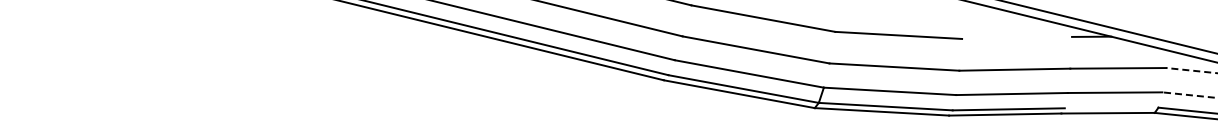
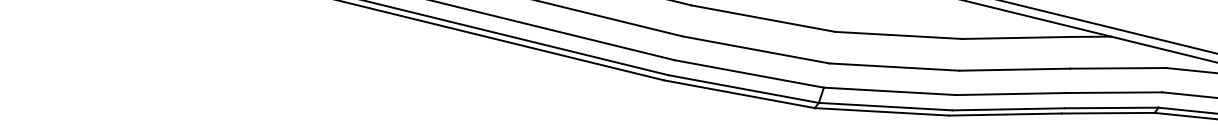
line: none -> present (1017, 37)
line: dashed -> solid (1191, 70)
line: dashed -> solid (1190, 95)
line: none -> present (1111, 107)
